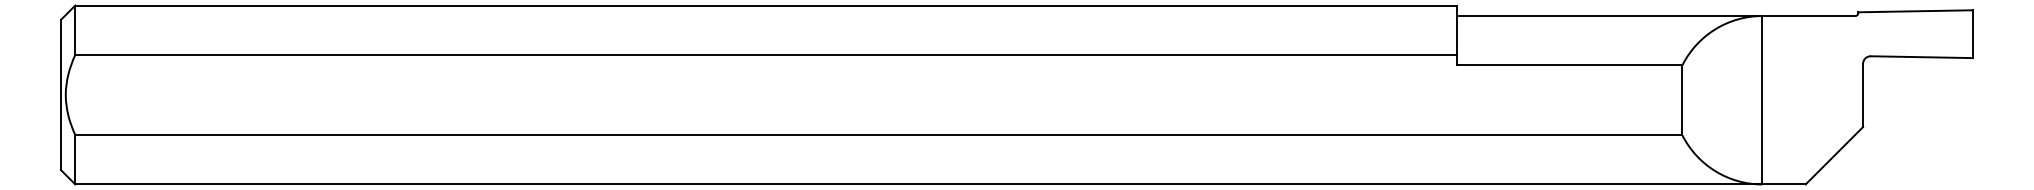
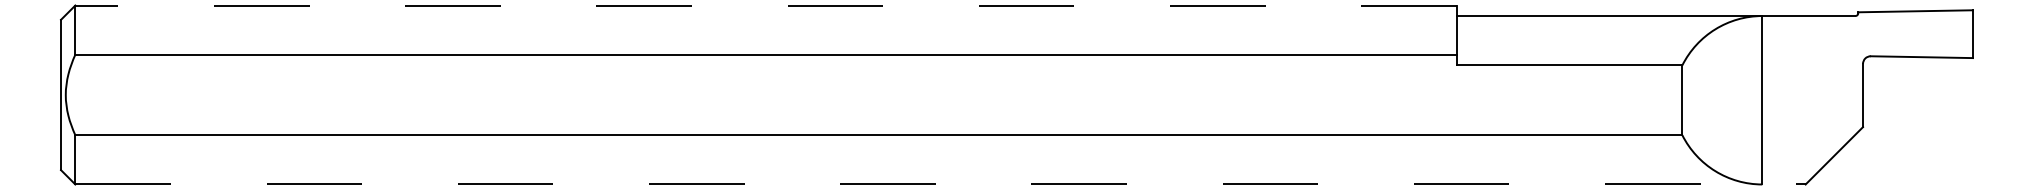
line: solid -> dashed (766, 5)
line: solid -> dashed (941, 184)
